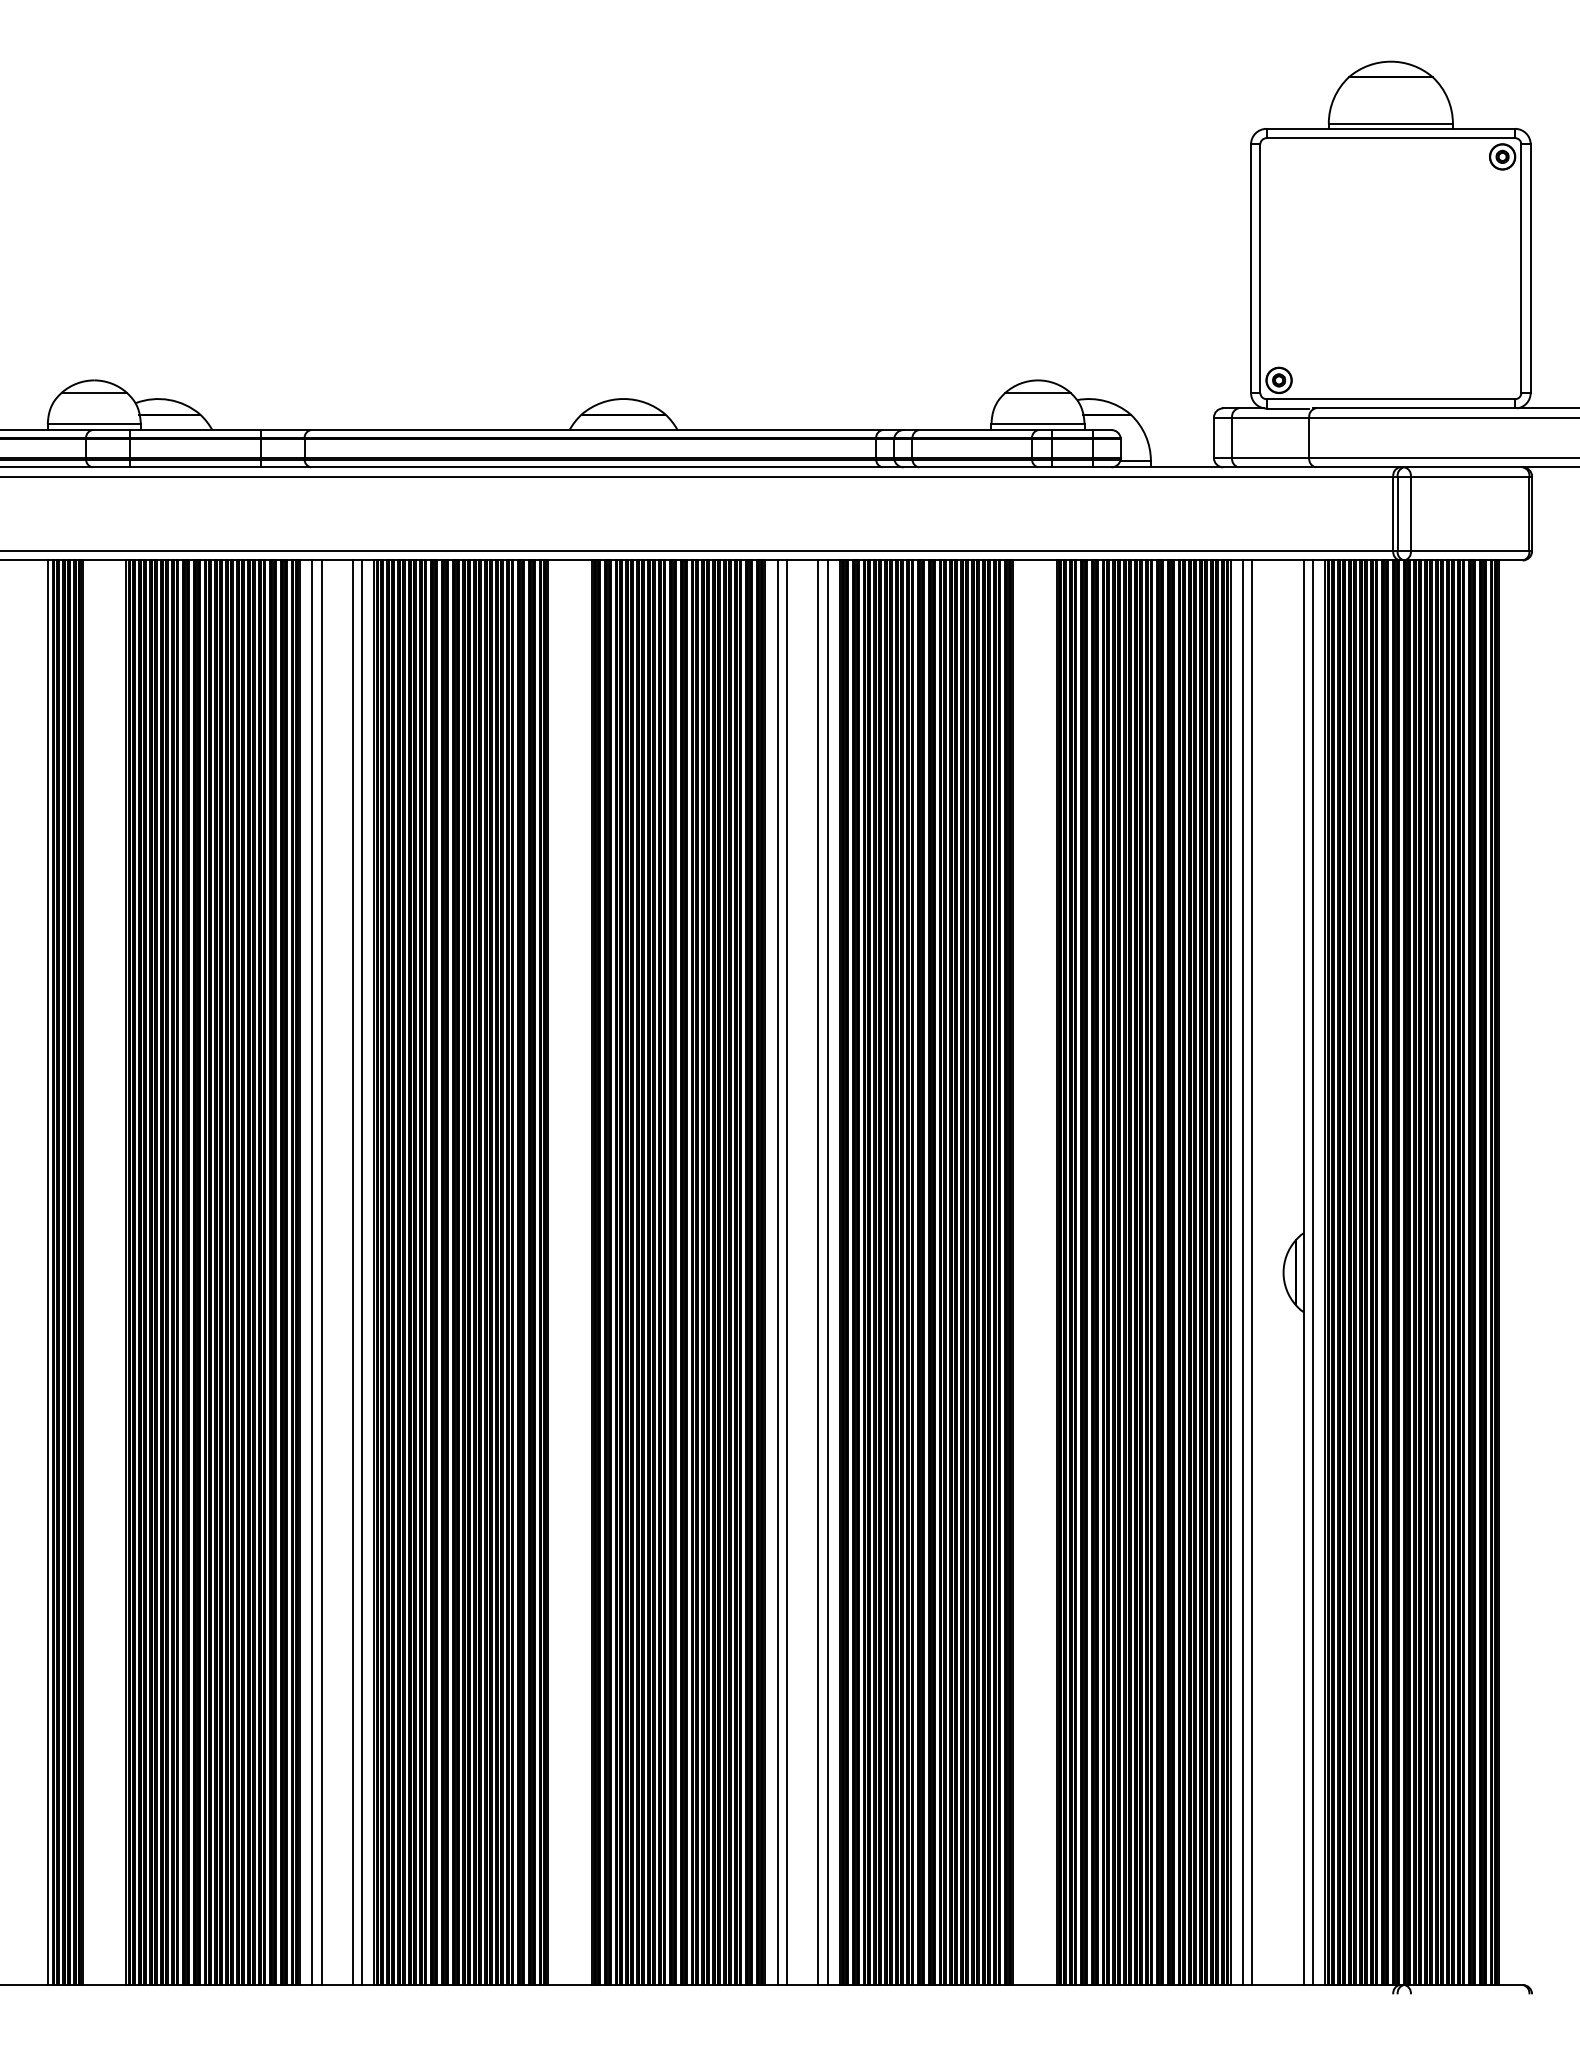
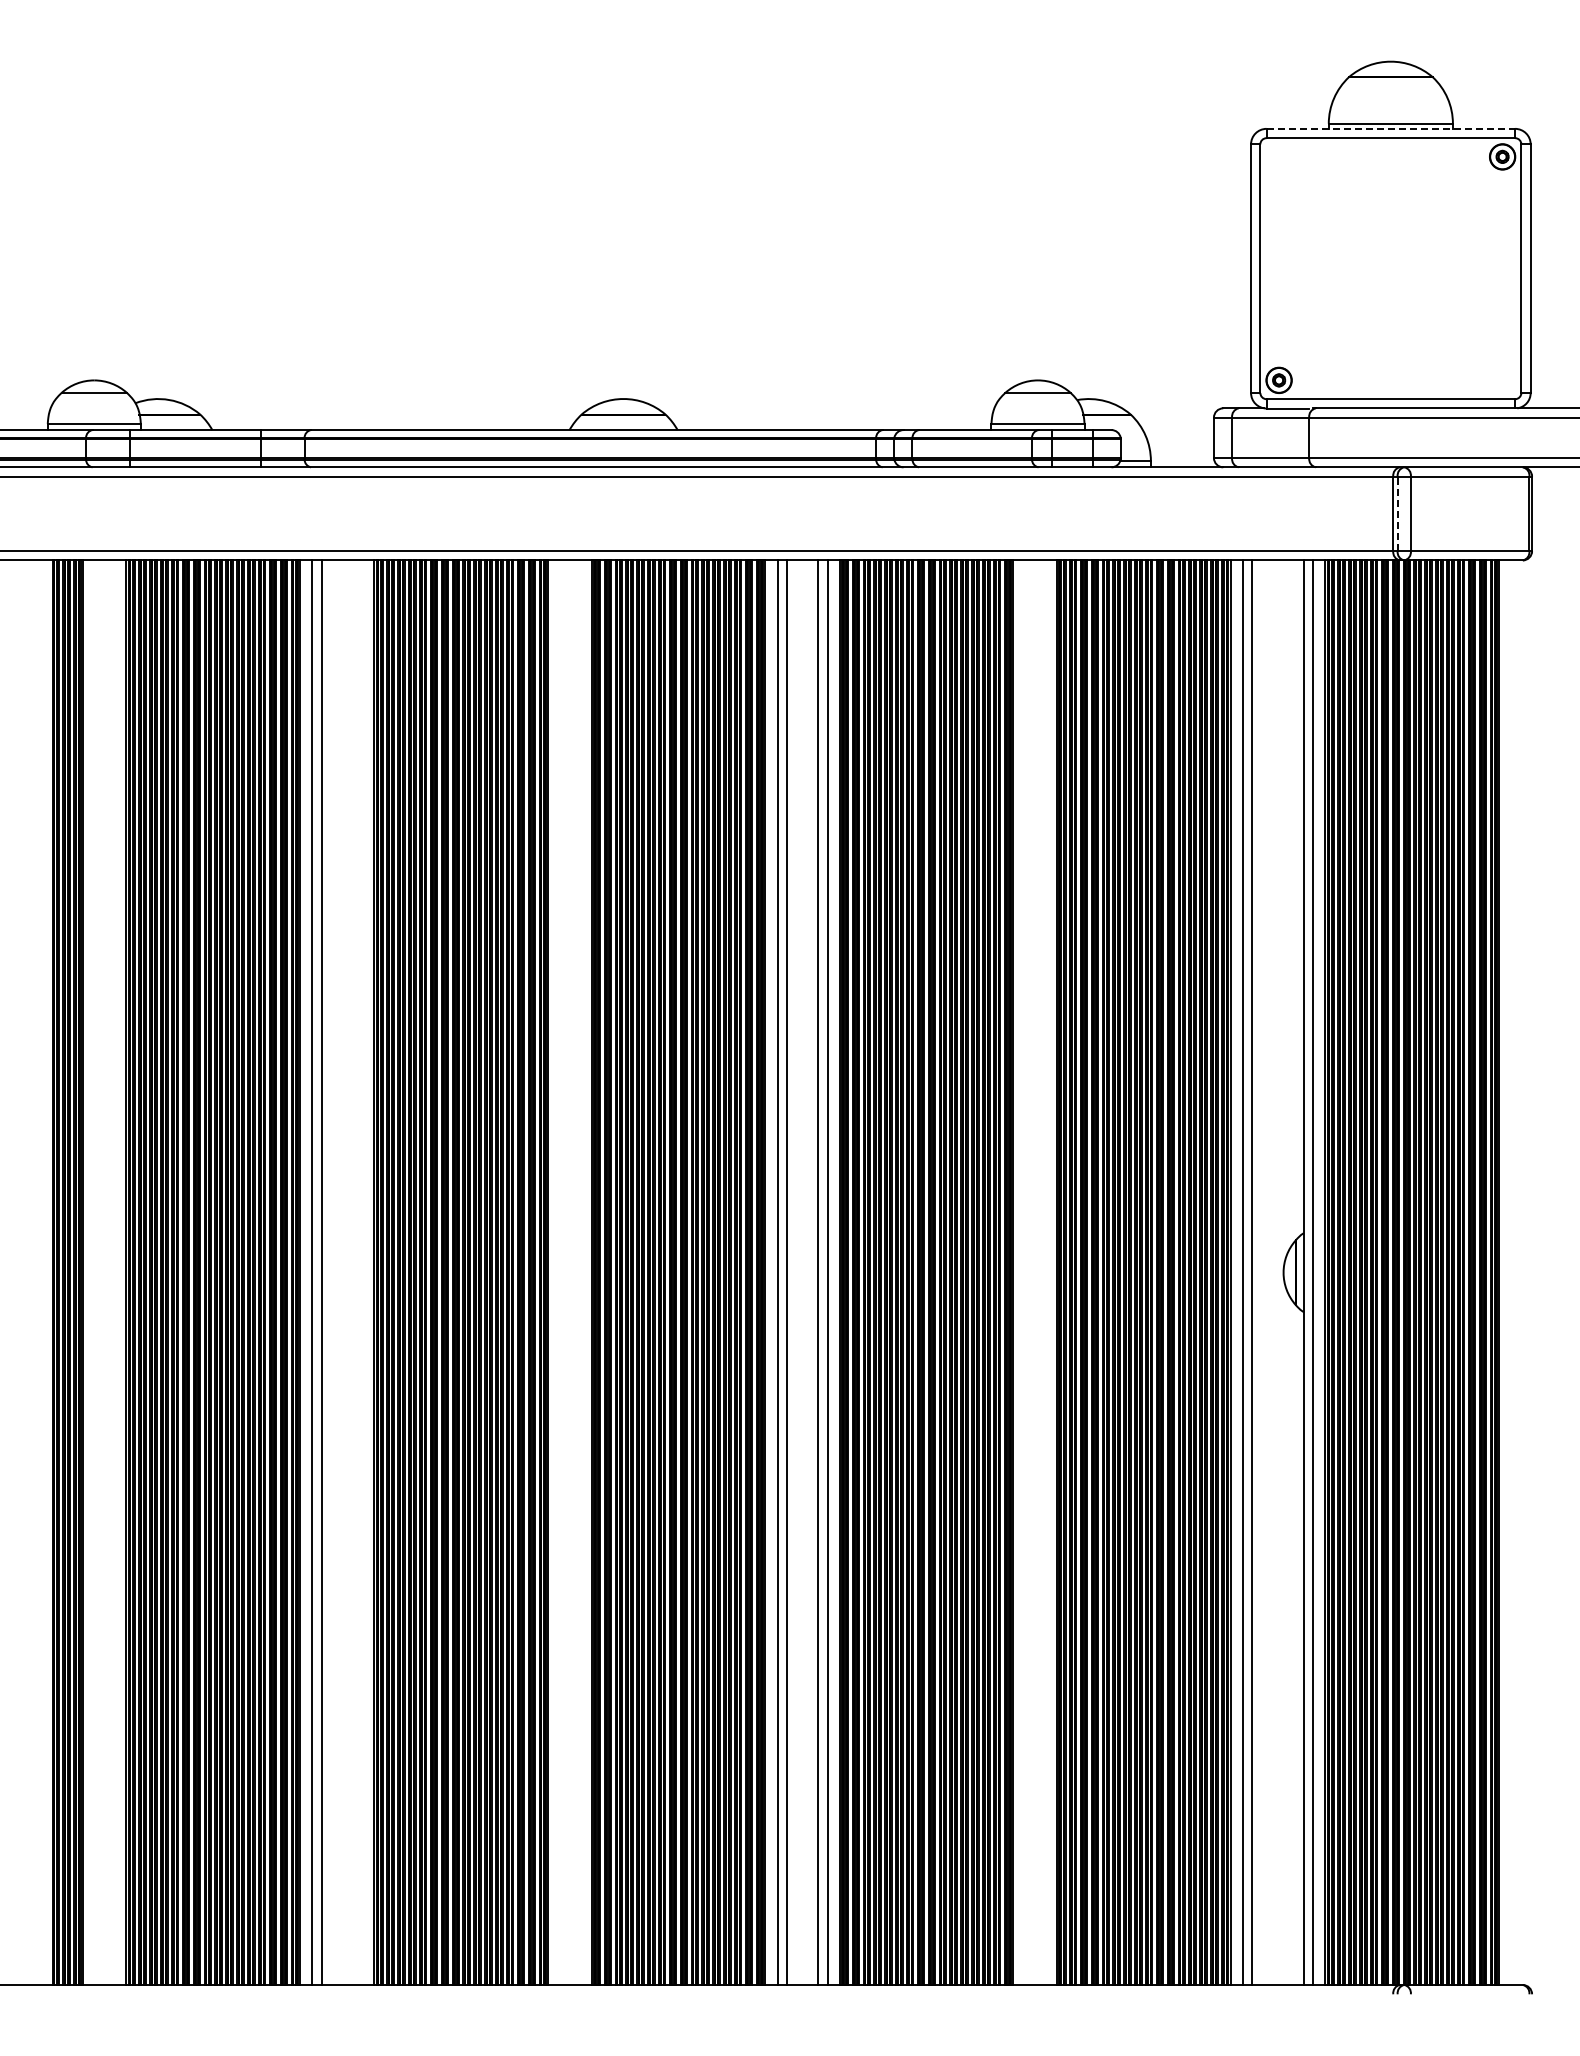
line: solid -> dashed (1391, 128)
line: solid -> dashed (1397, 513)
line: present -> none (48, 1272)
line: present -> none (352, 1272)
line: present -> none (362, 1272)
